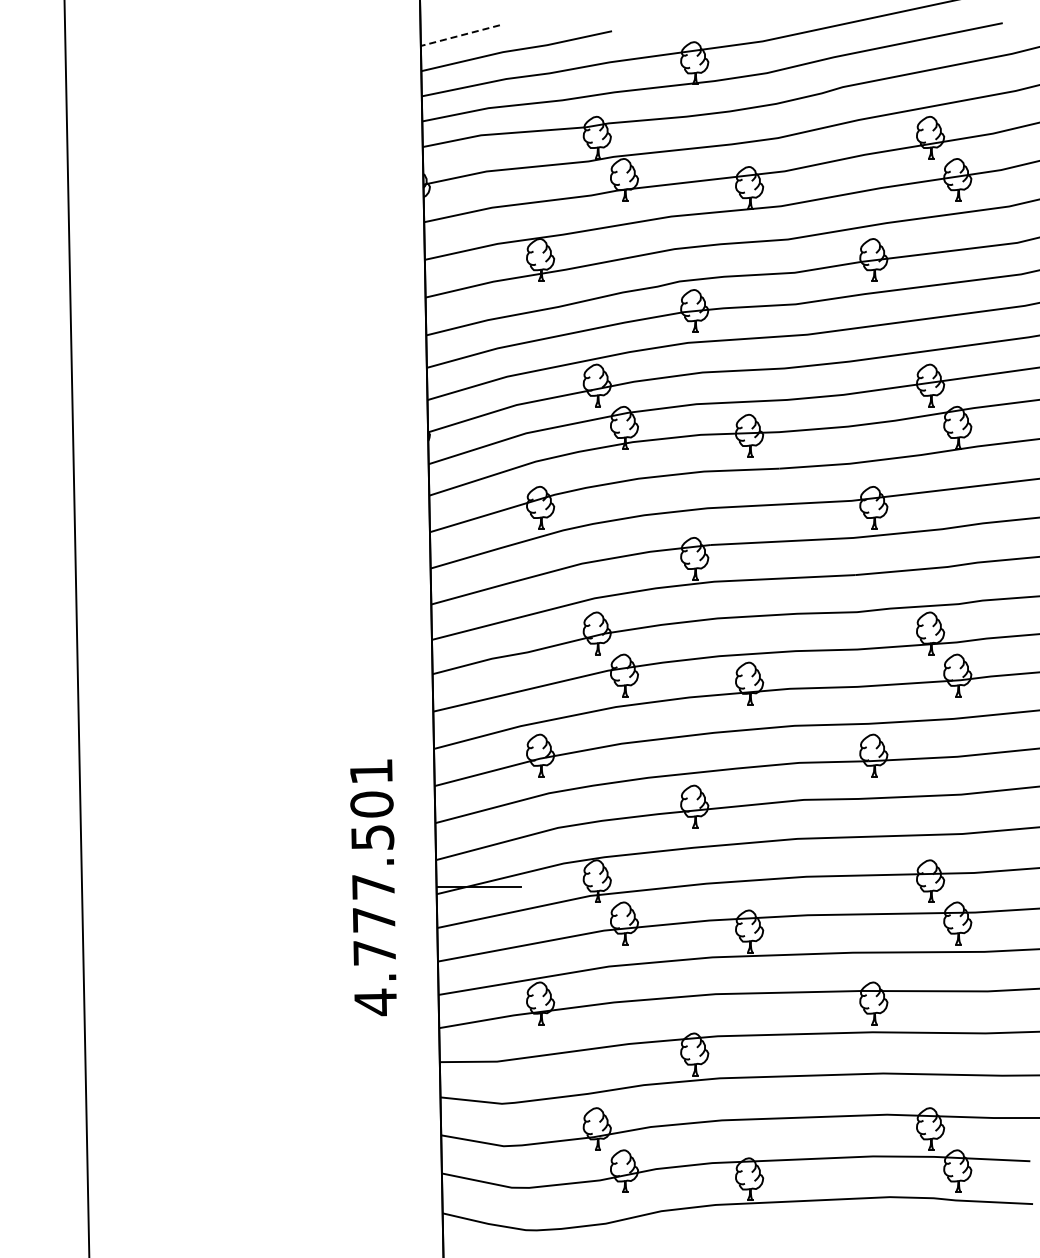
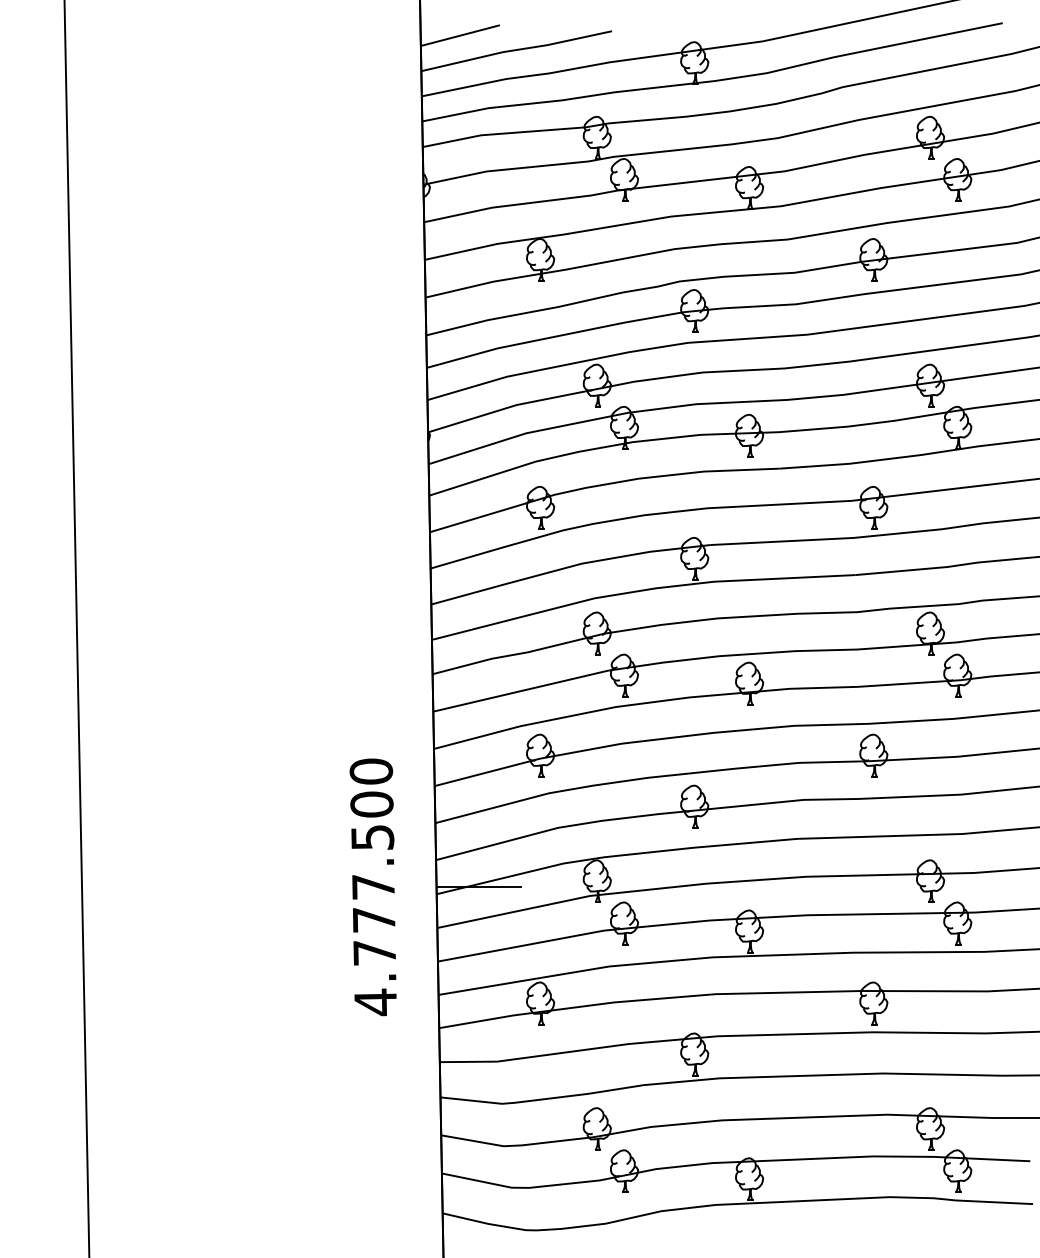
line: dashed -> solid (460, 35)
text: 4.777.501 -> 4.777.500 (371, 771)
